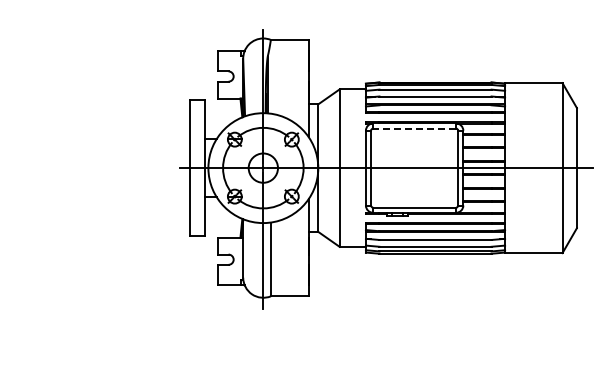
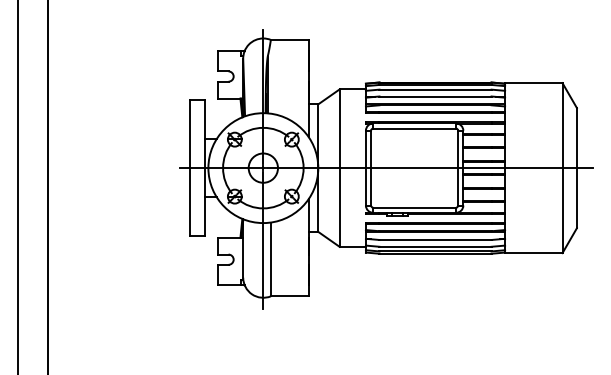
line: dashed -> solid (414, 128)
line: none -> present (18, 186)
line: none -> present (47, 186)
